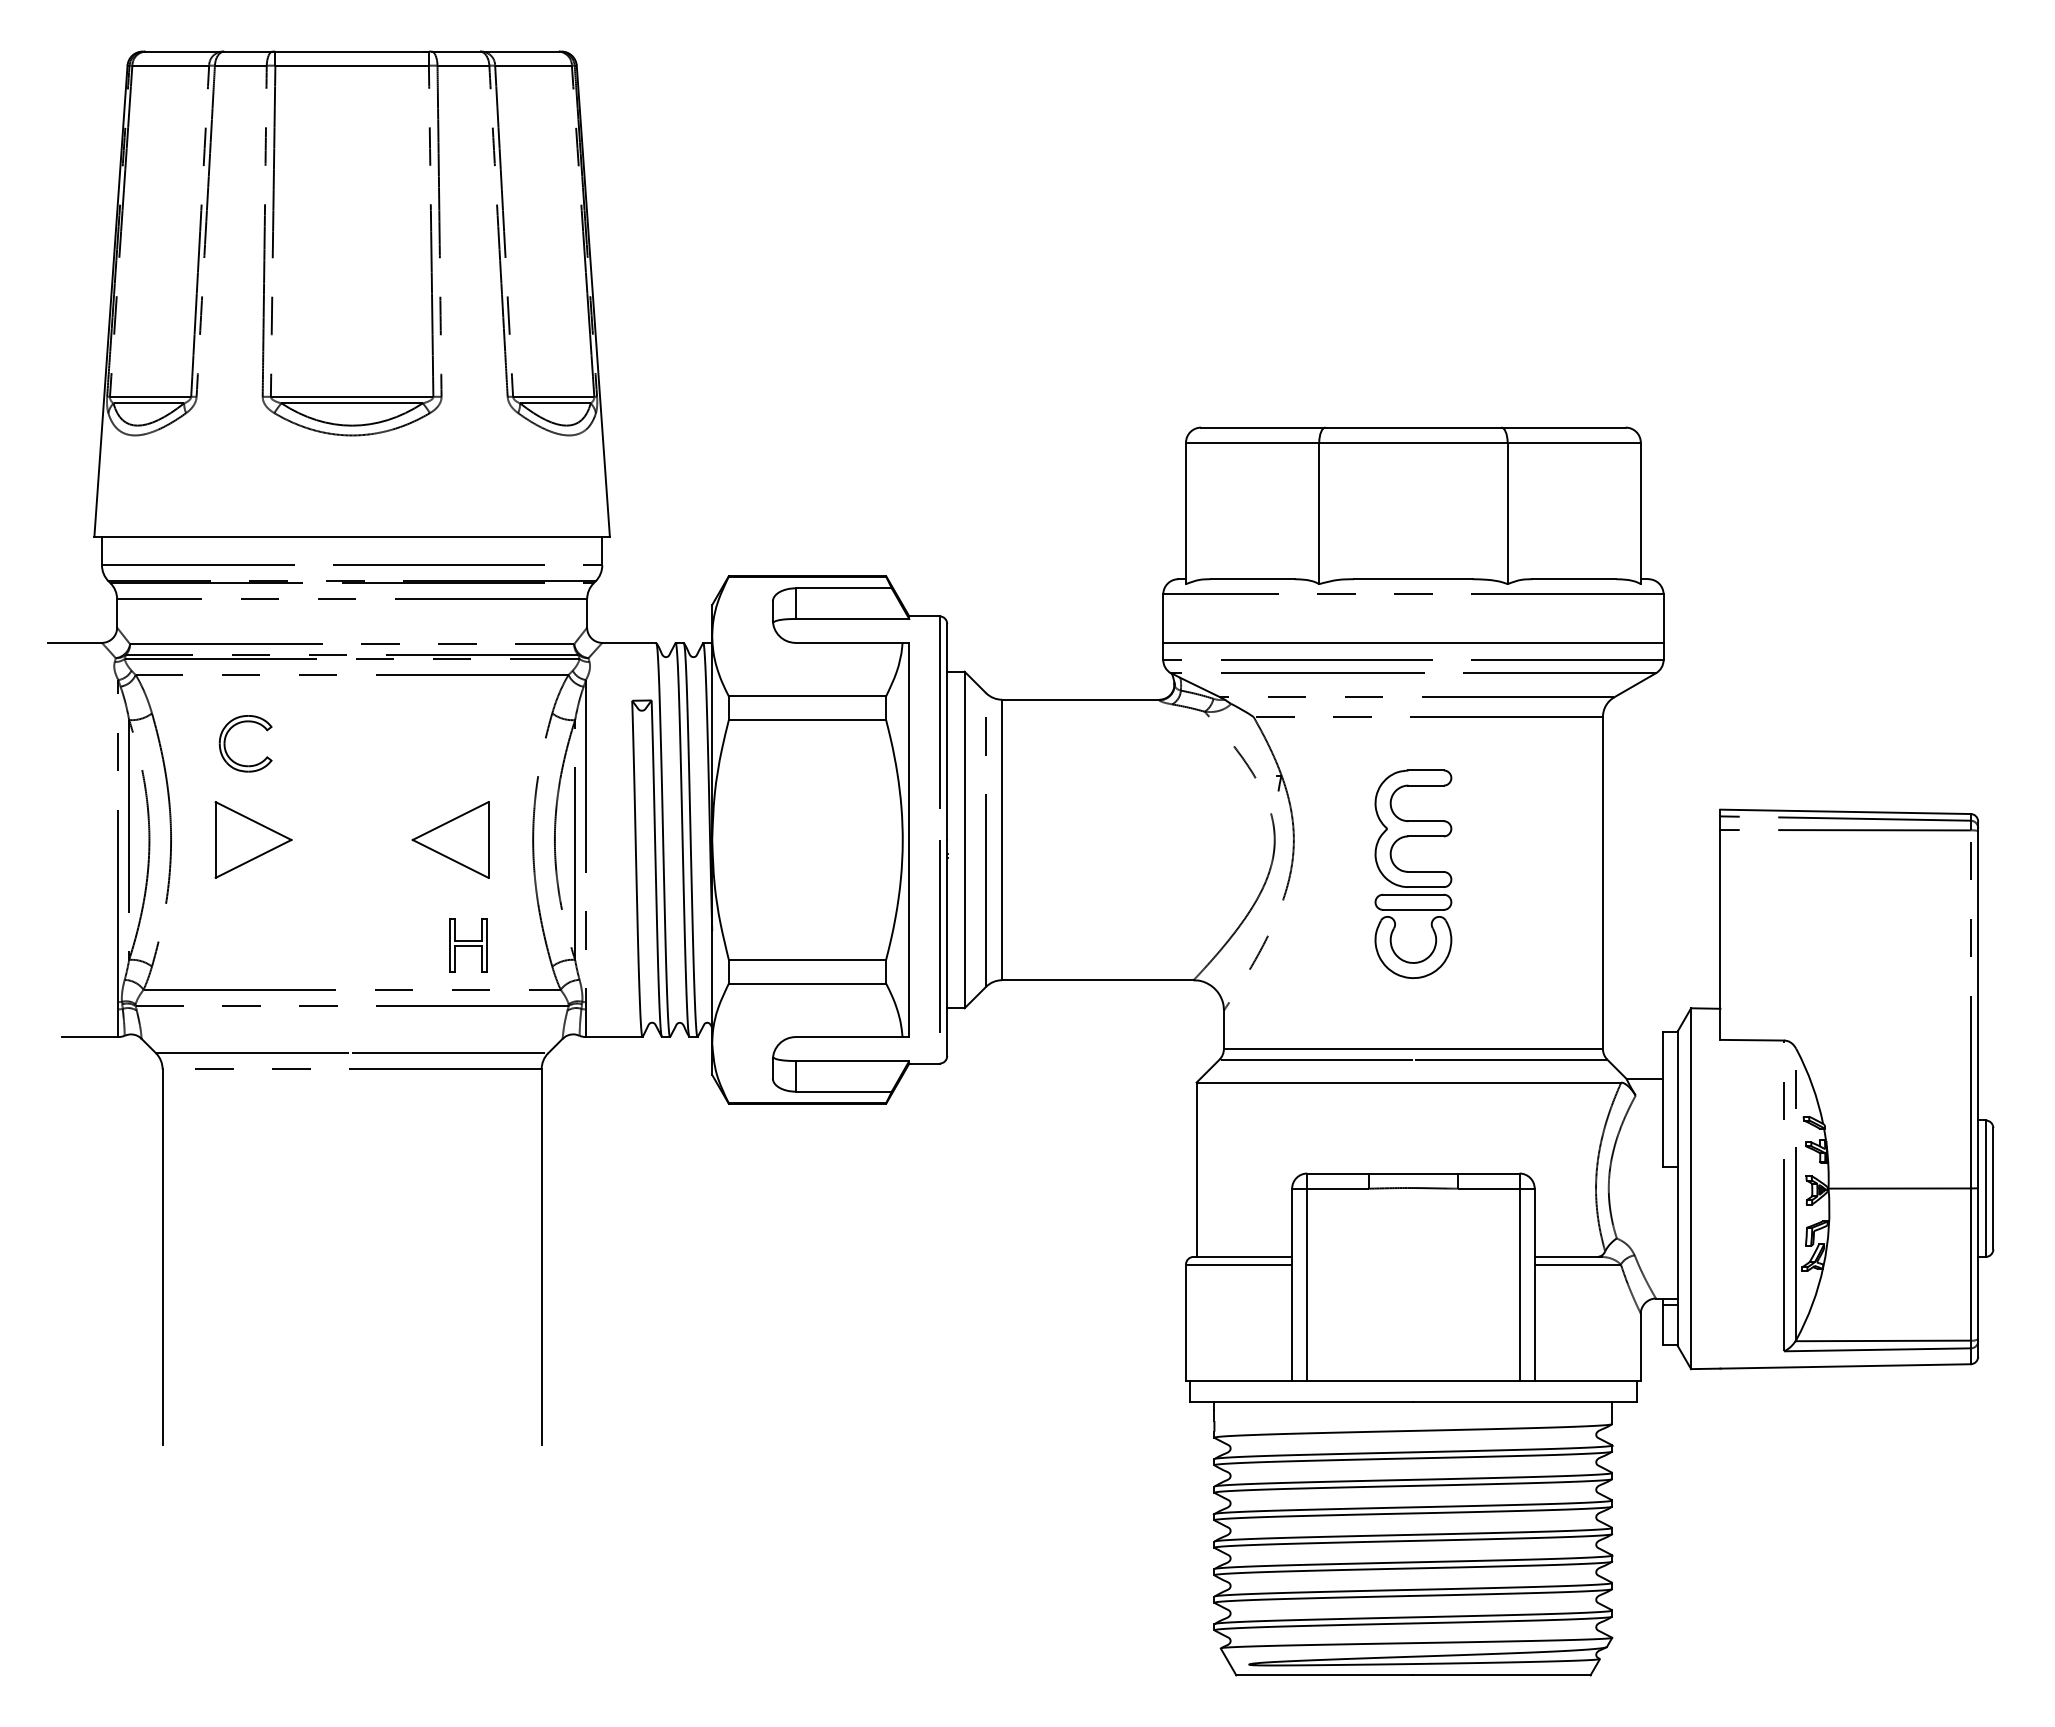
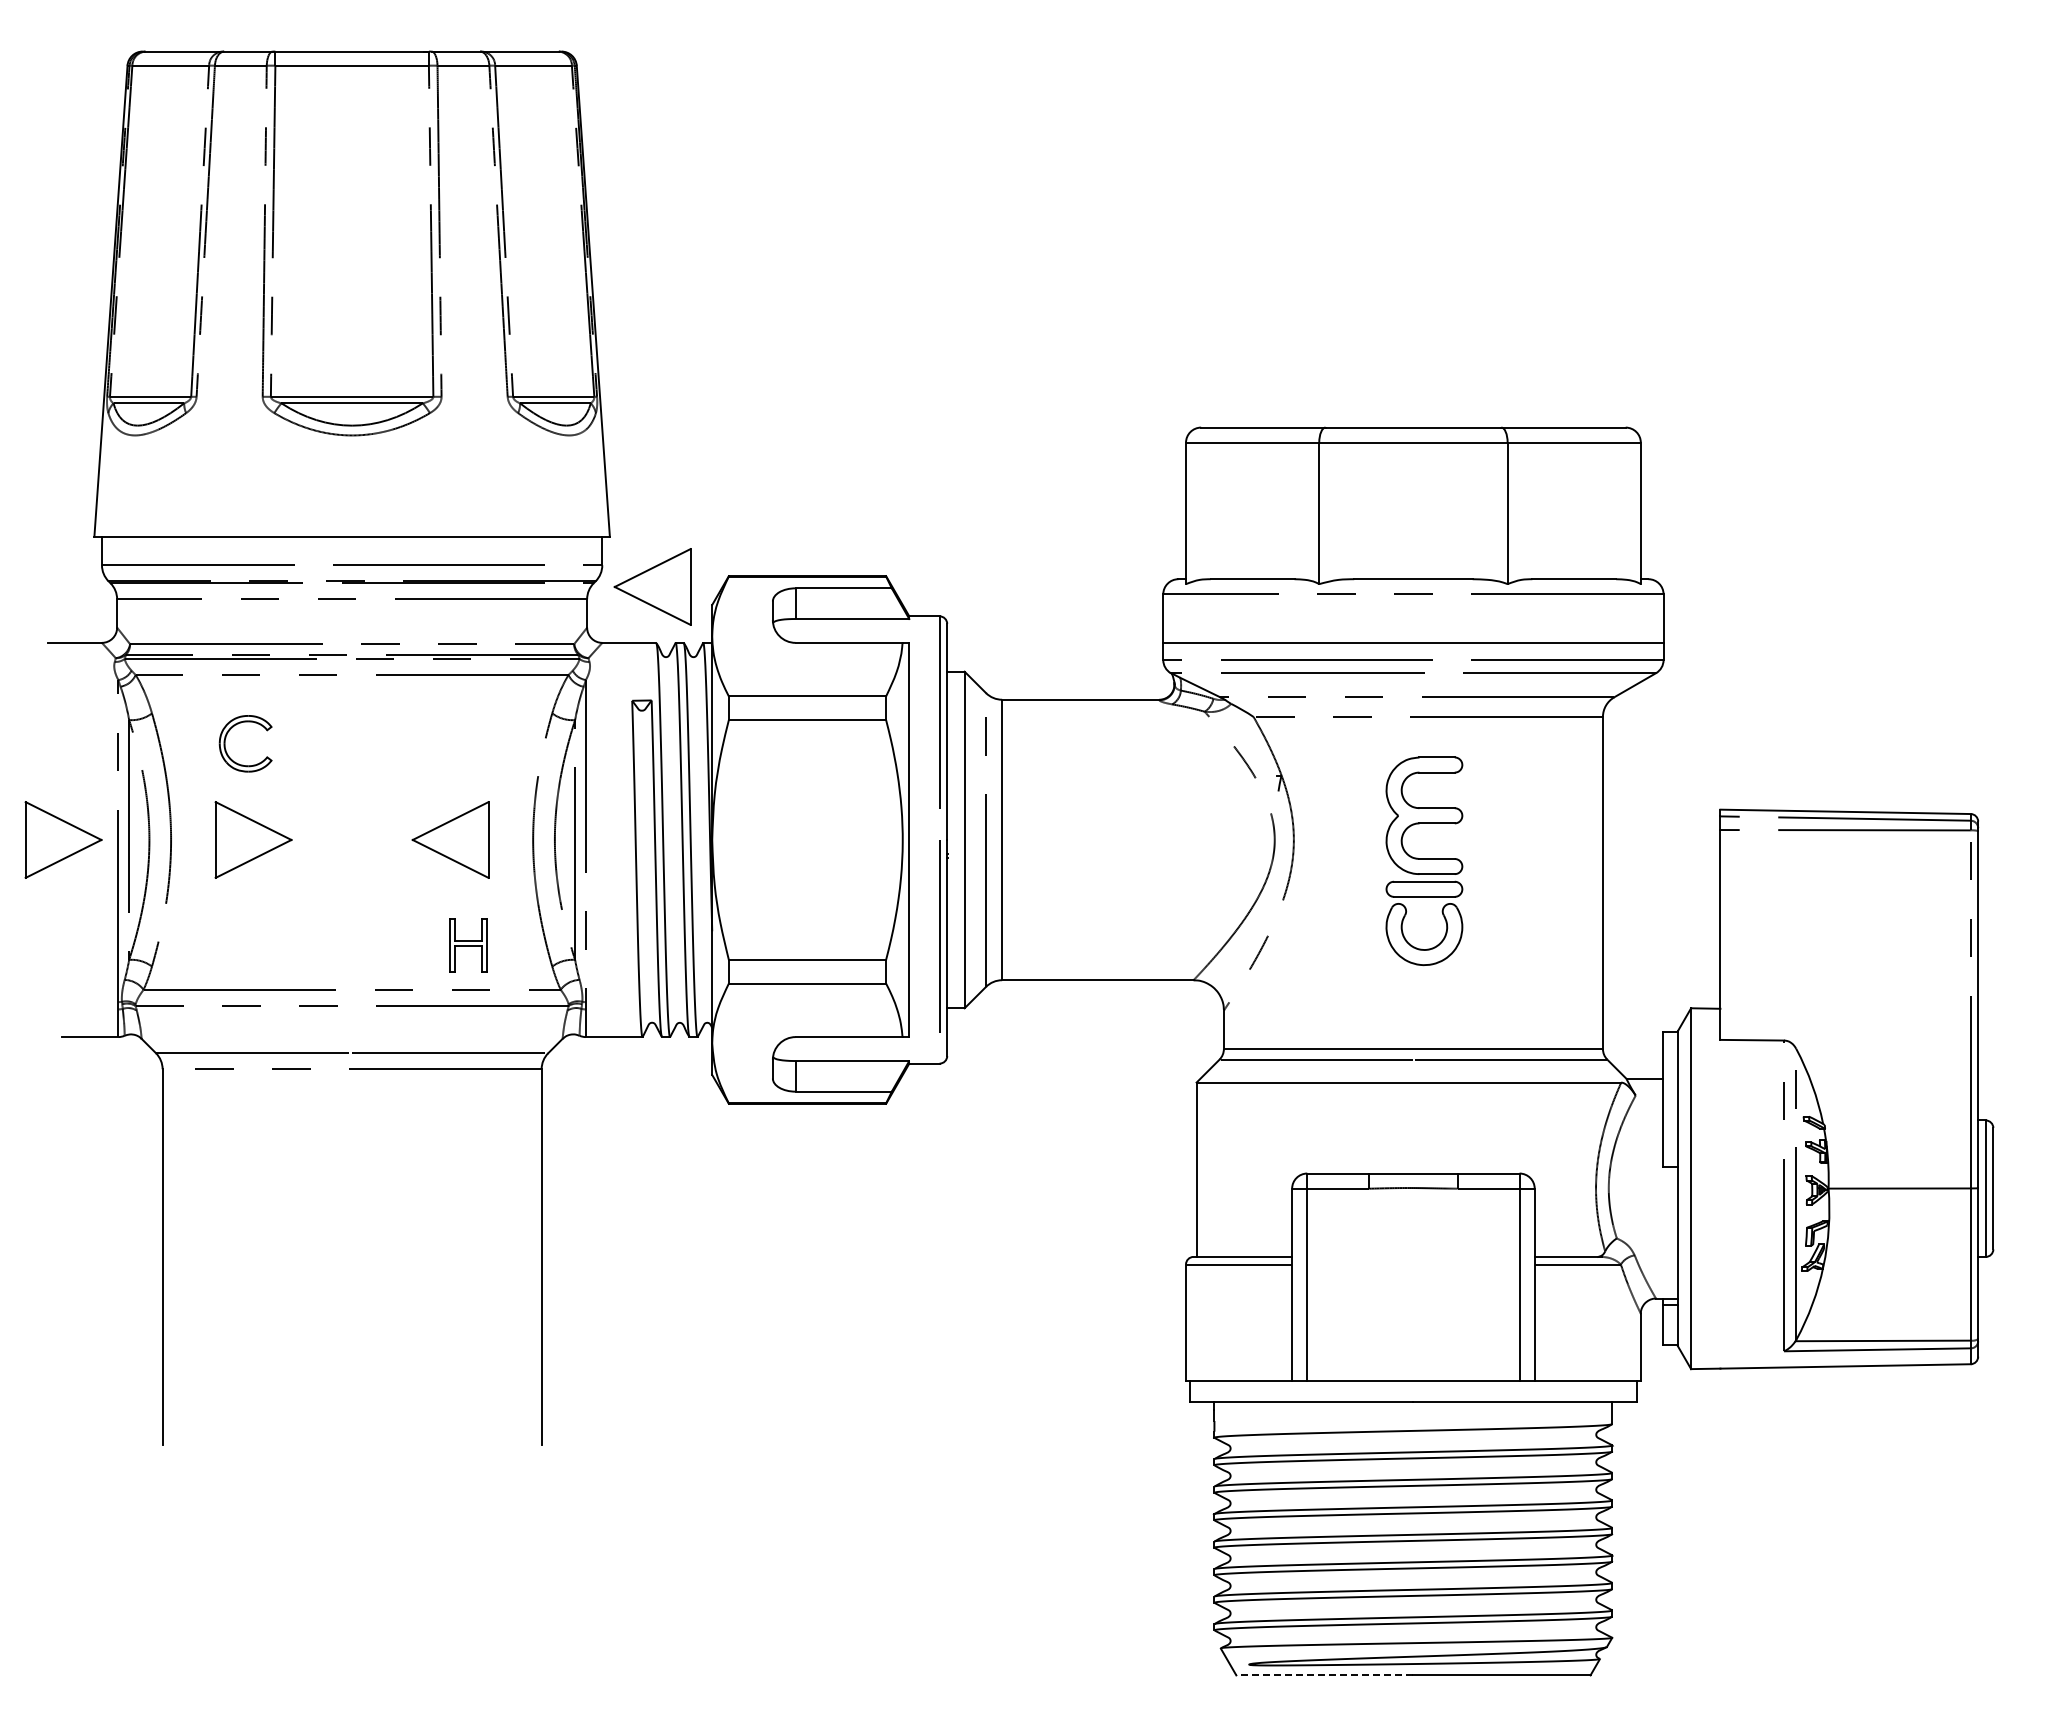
part: none -> present (652, 586)
part: none -> present (63, 839)
part position: (1413, 874) -> (1424, 861) (1424, 861)
line: solid -> dashed (1324, 1675)
